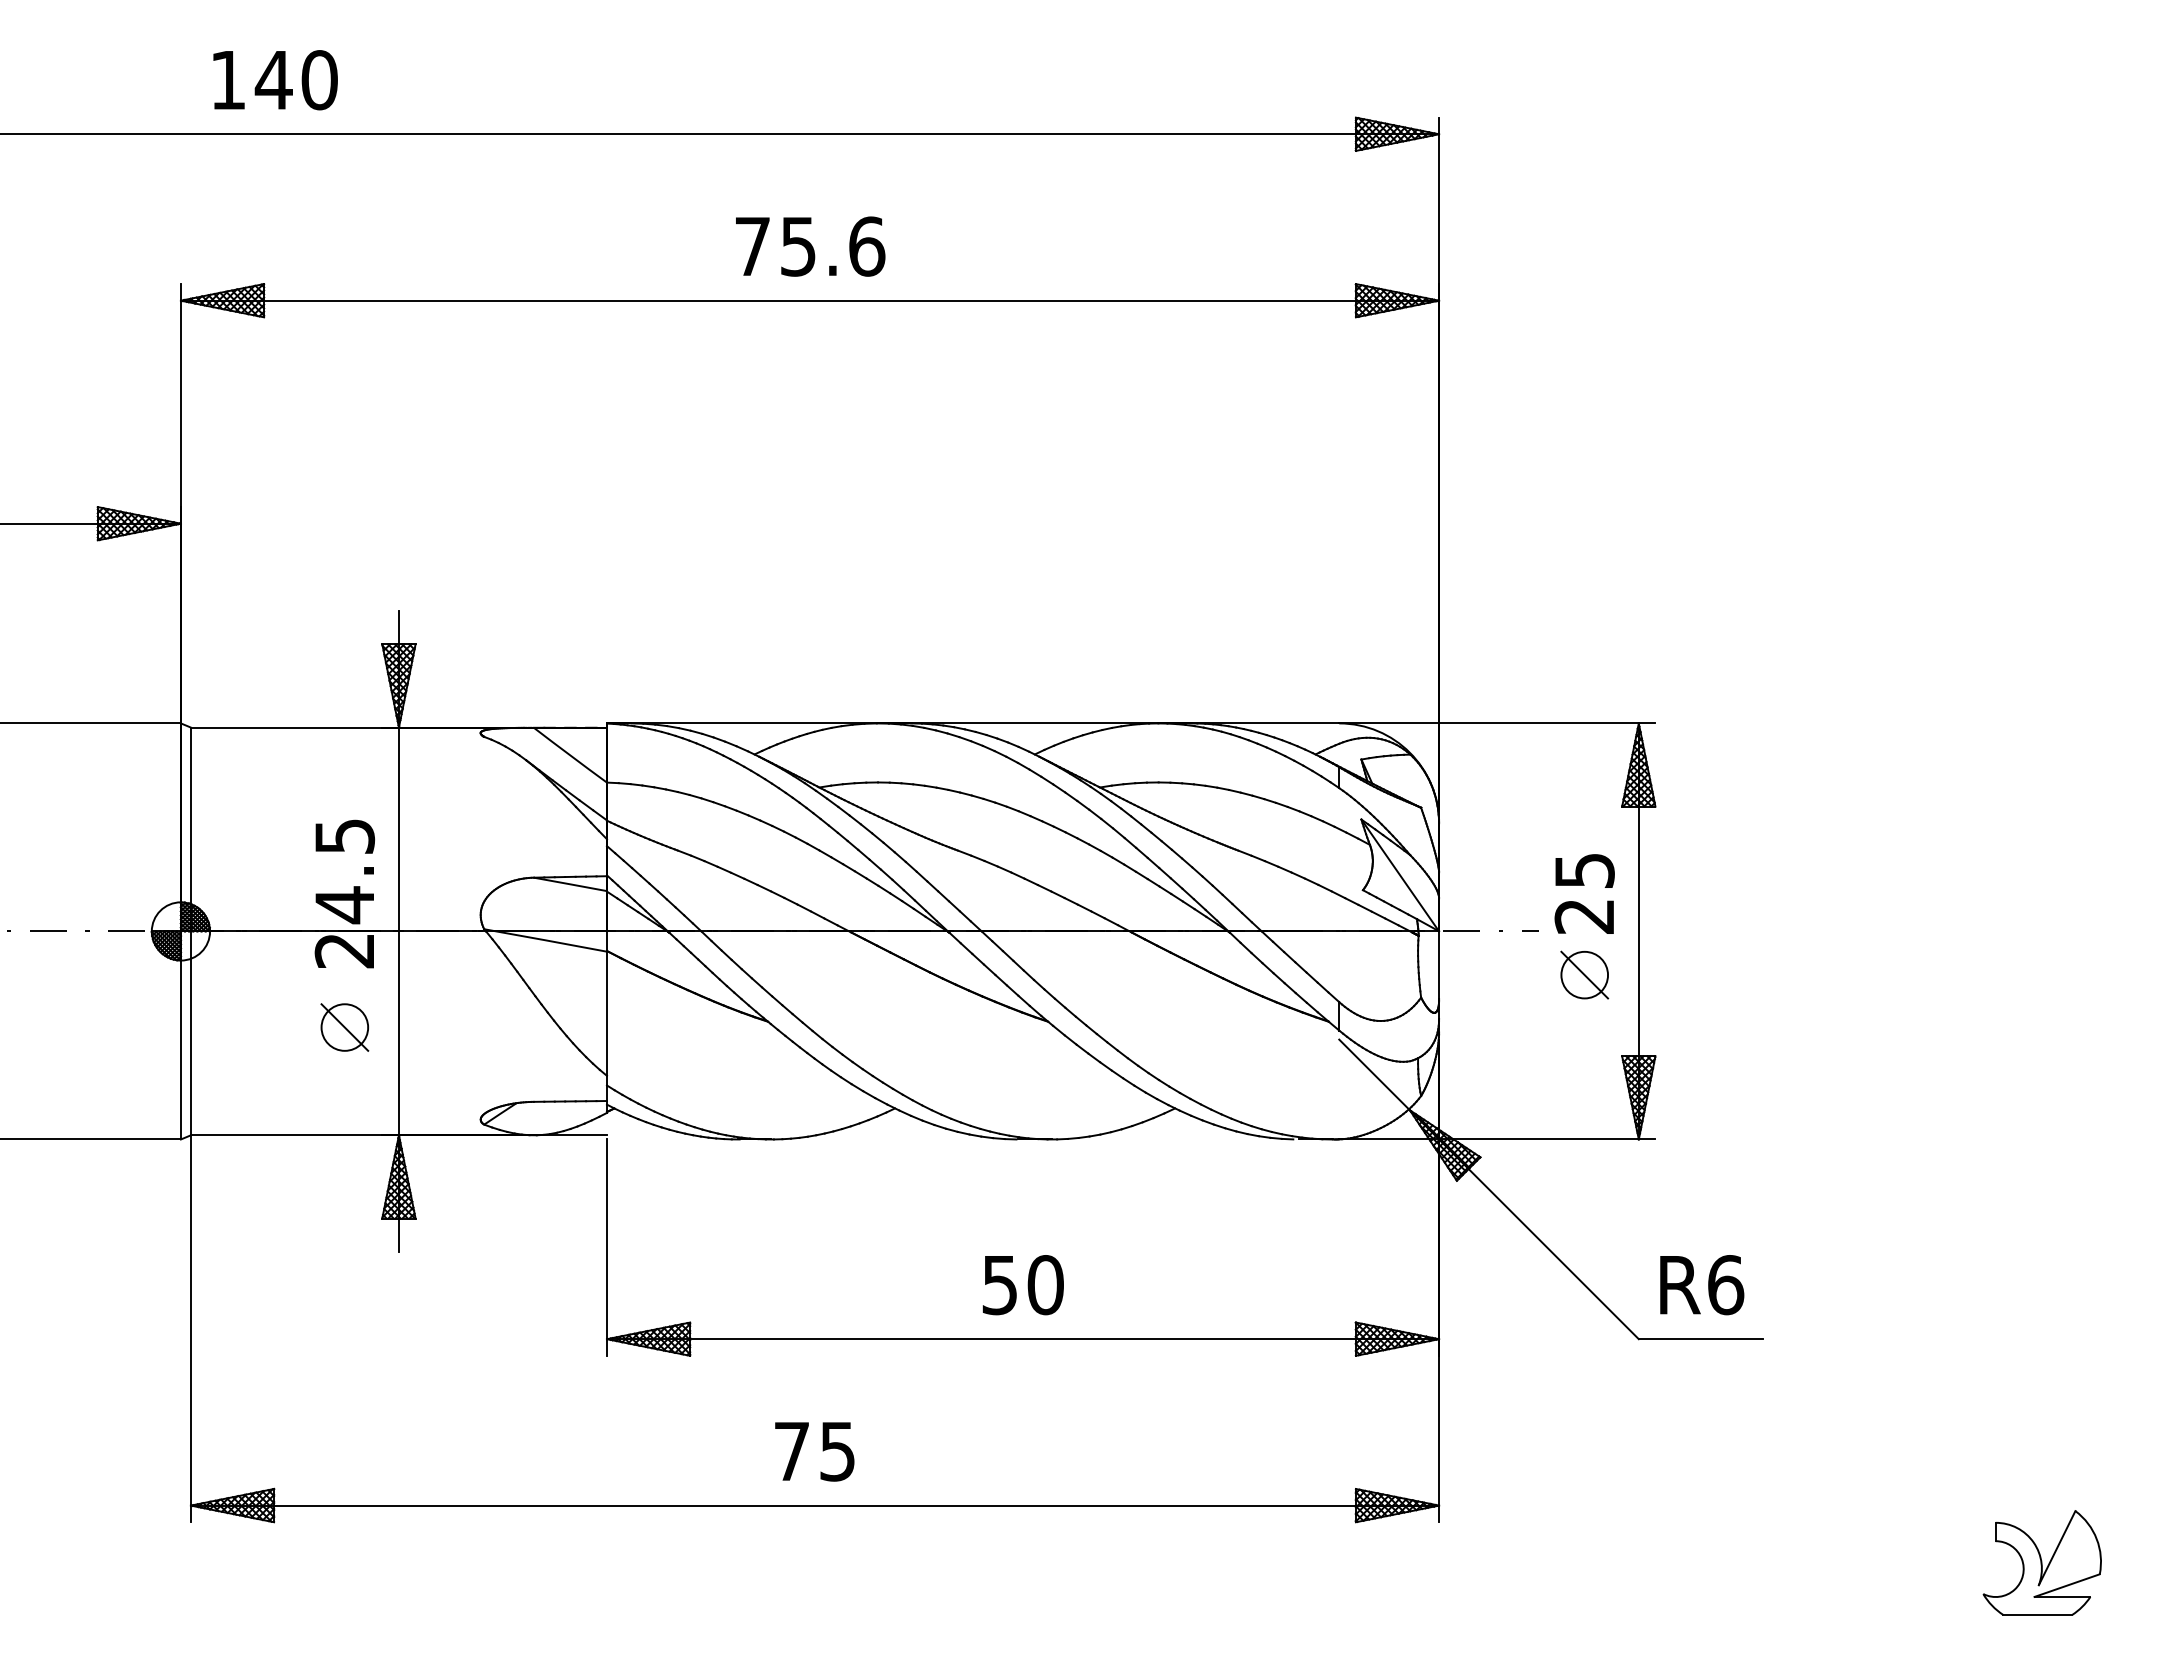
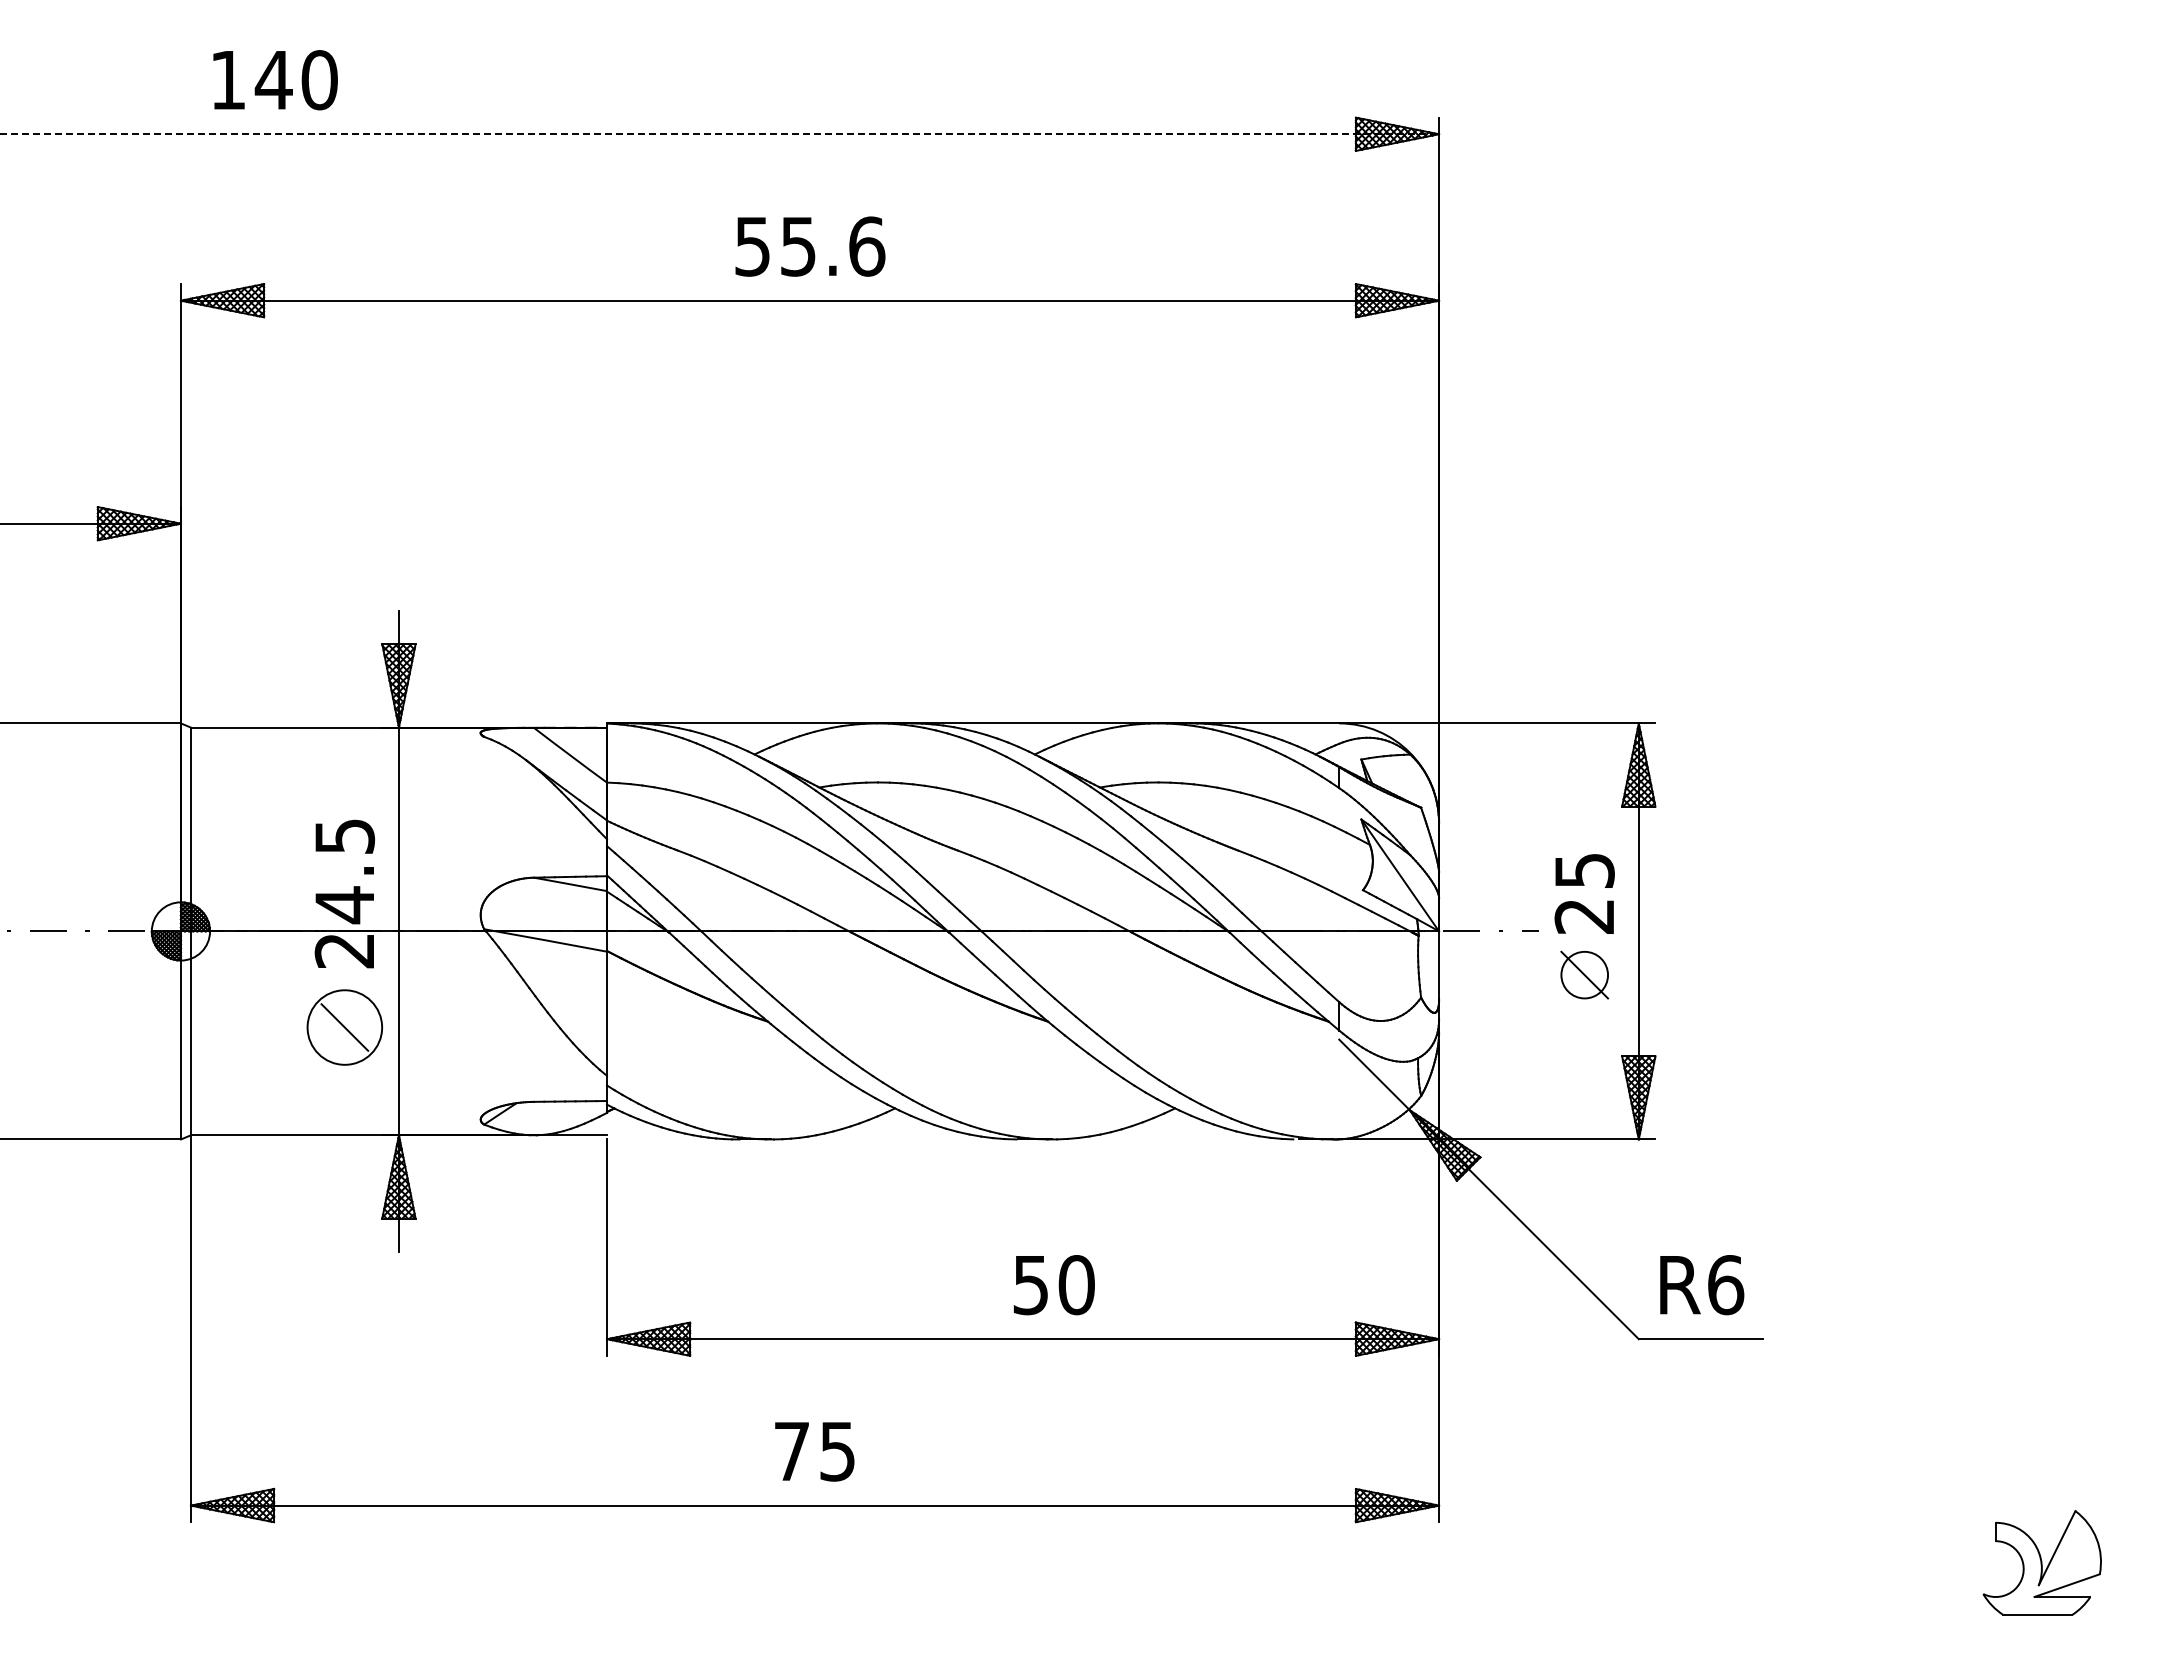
line: solid -> dashed (720, 134)
text: 75.6 -> 55.6 (752, 246)
circle diameter: 47 px -> 75 px (344, 1027)
text position: (1022, 1285) -> (1053, 1285) (1053, 1285)
